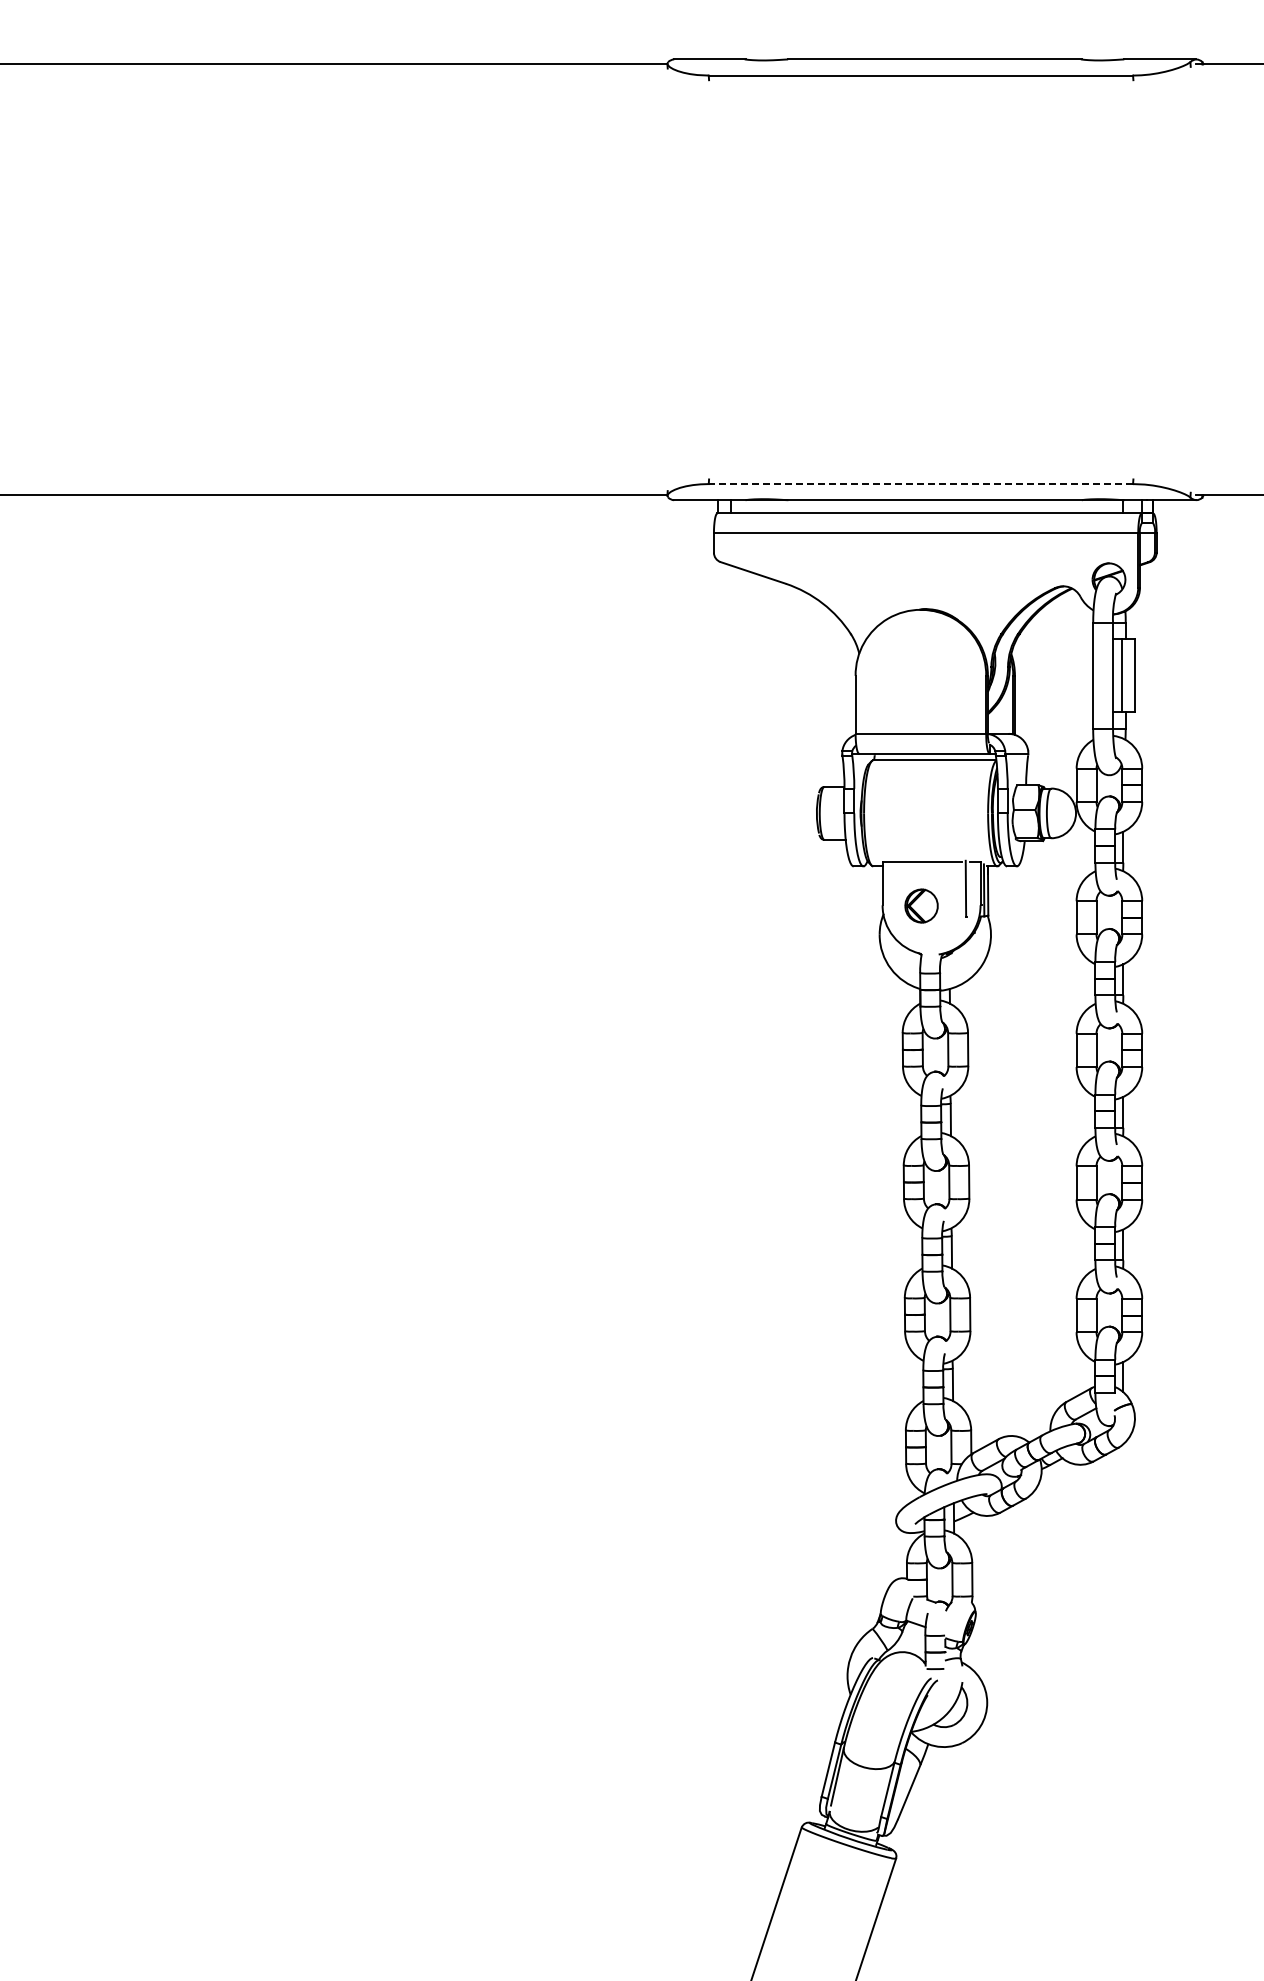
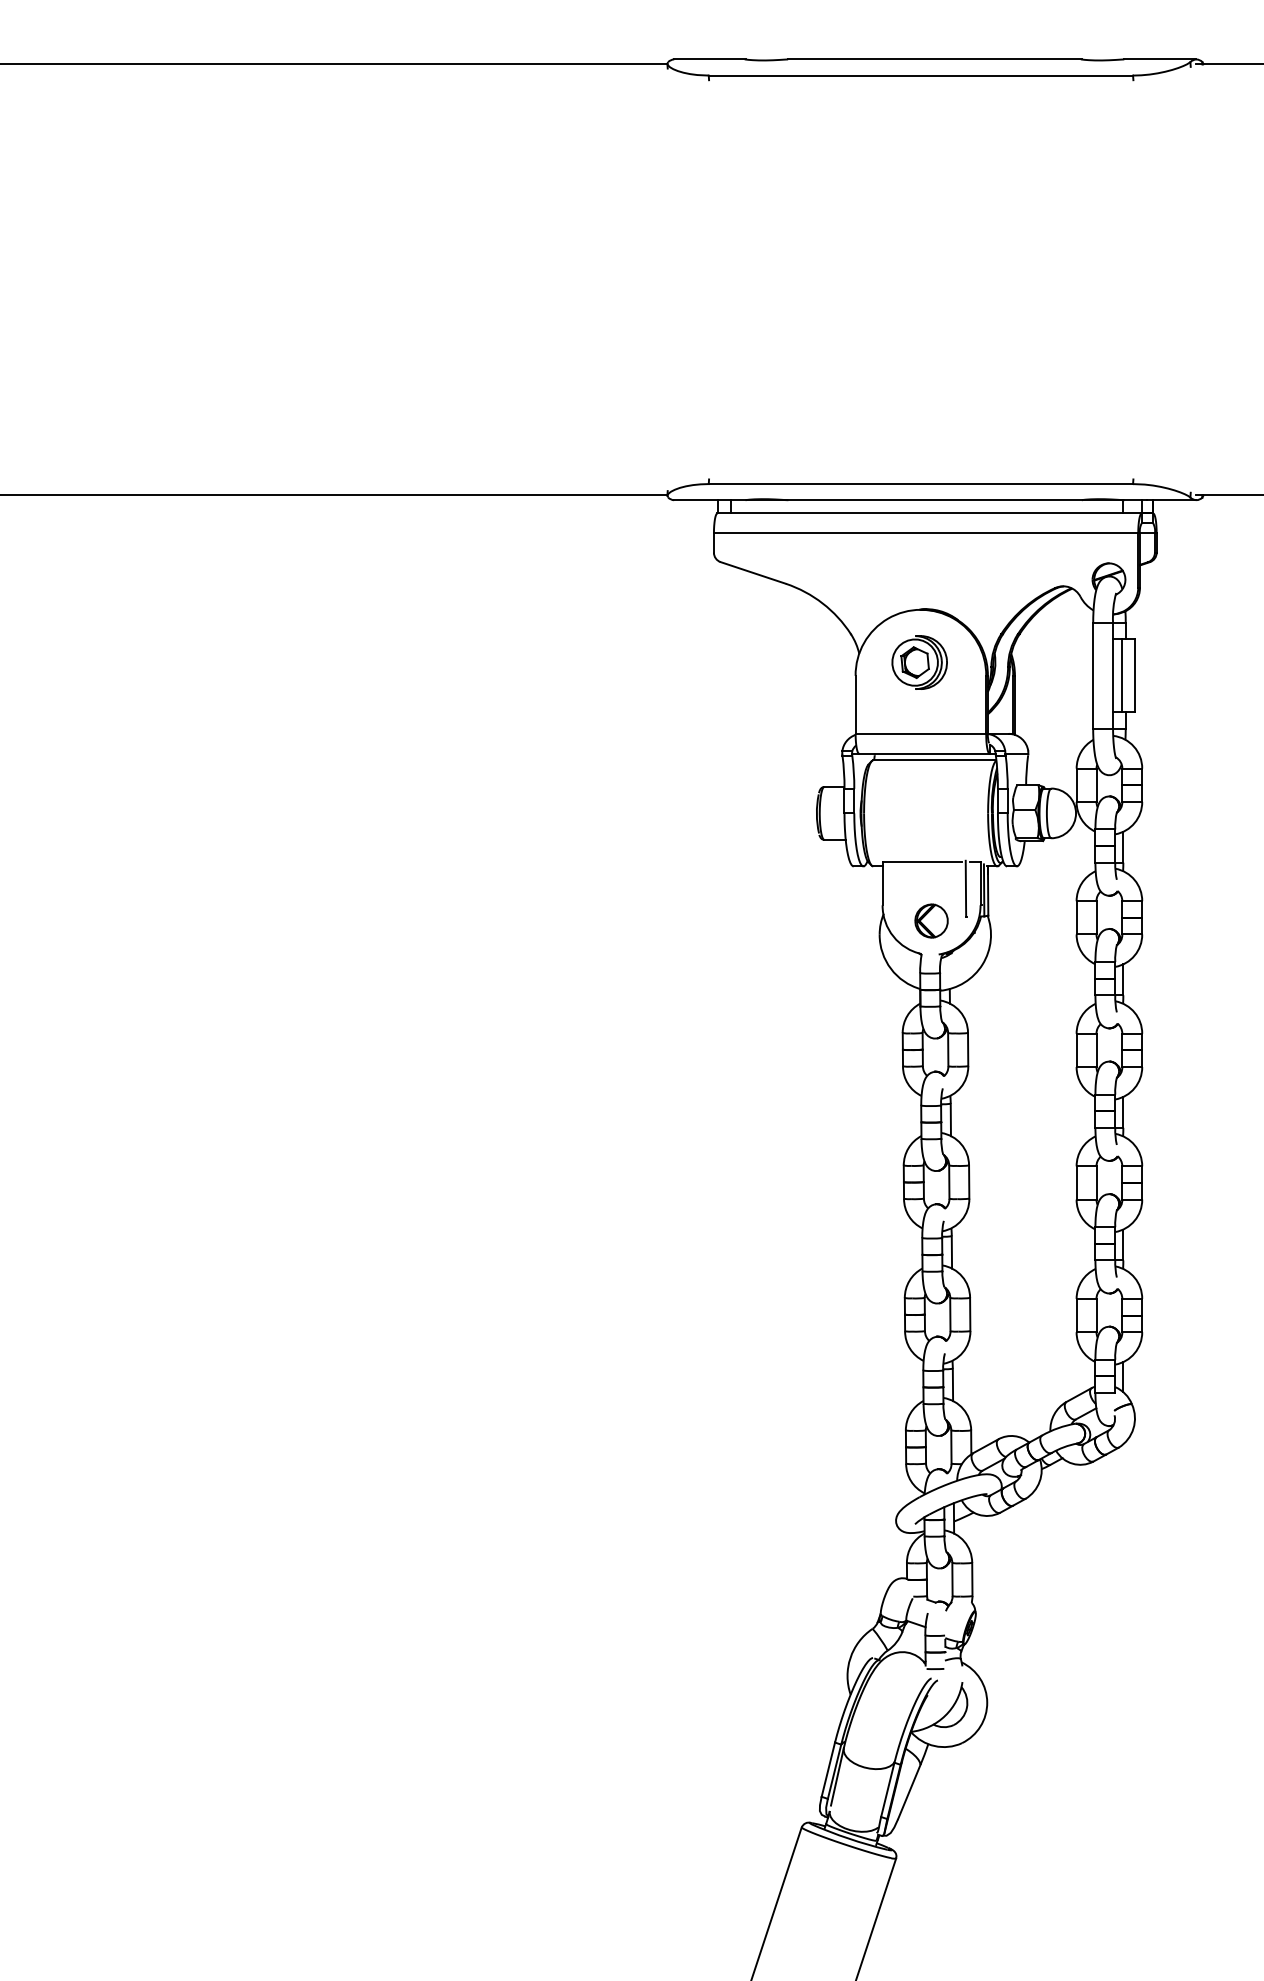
line: dashed -> solid (920, 484)
part: none -> present (919, 662)
part position: (921, 905) -> (931, 920) (931, 920)
